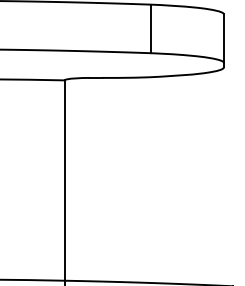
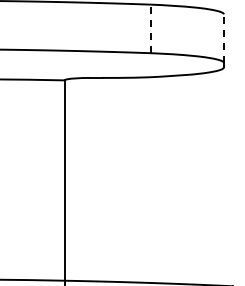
line: solid -> dashed (150, 28)
line: solid -> dashed (223, 38)
